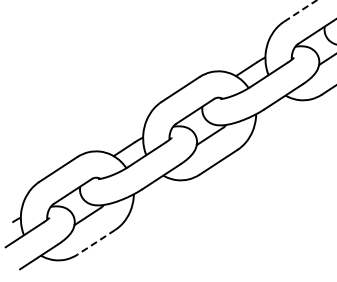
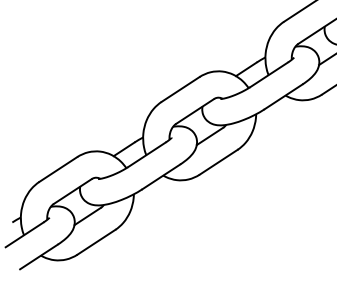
line: dashed -> solid (300, 11)
line: dashed -> solid (96, 242)
